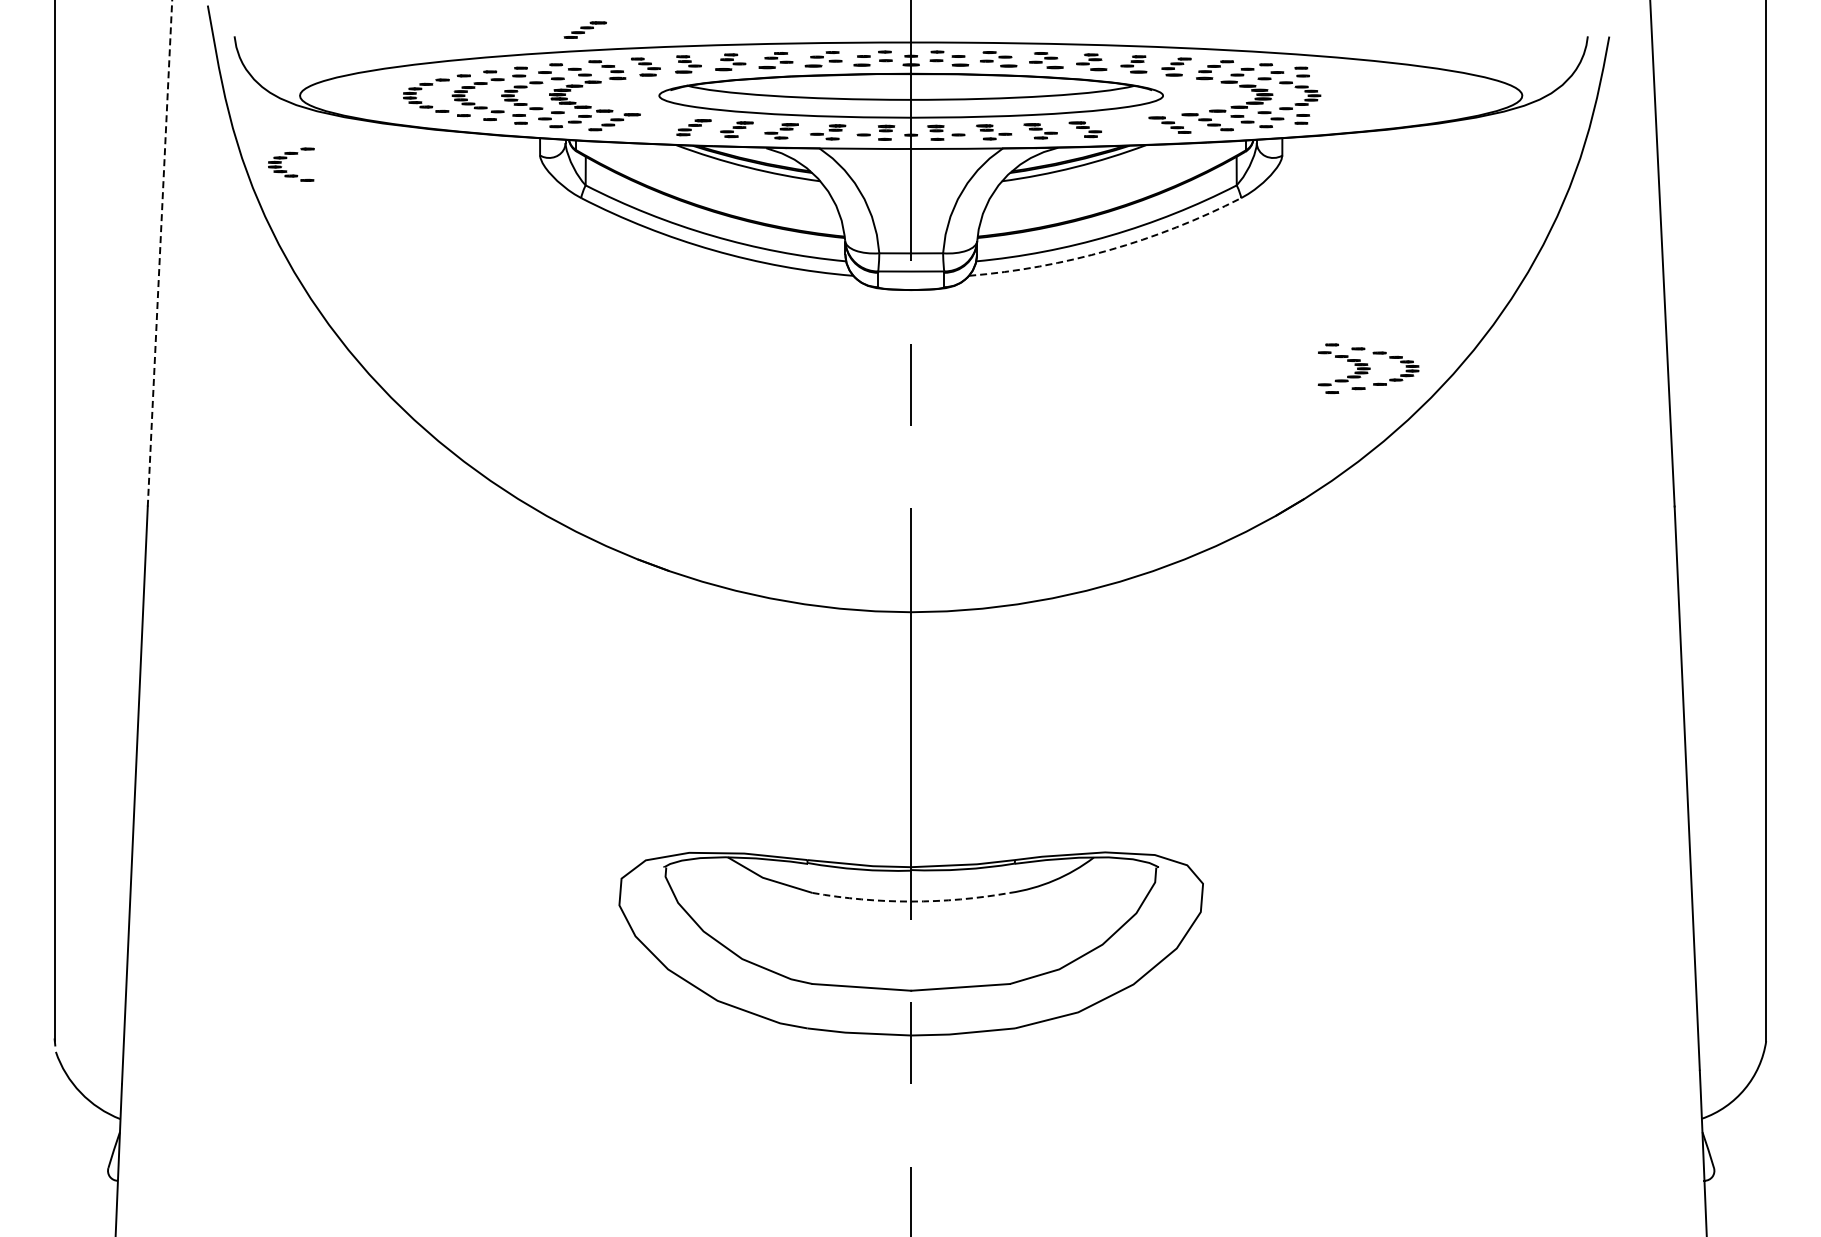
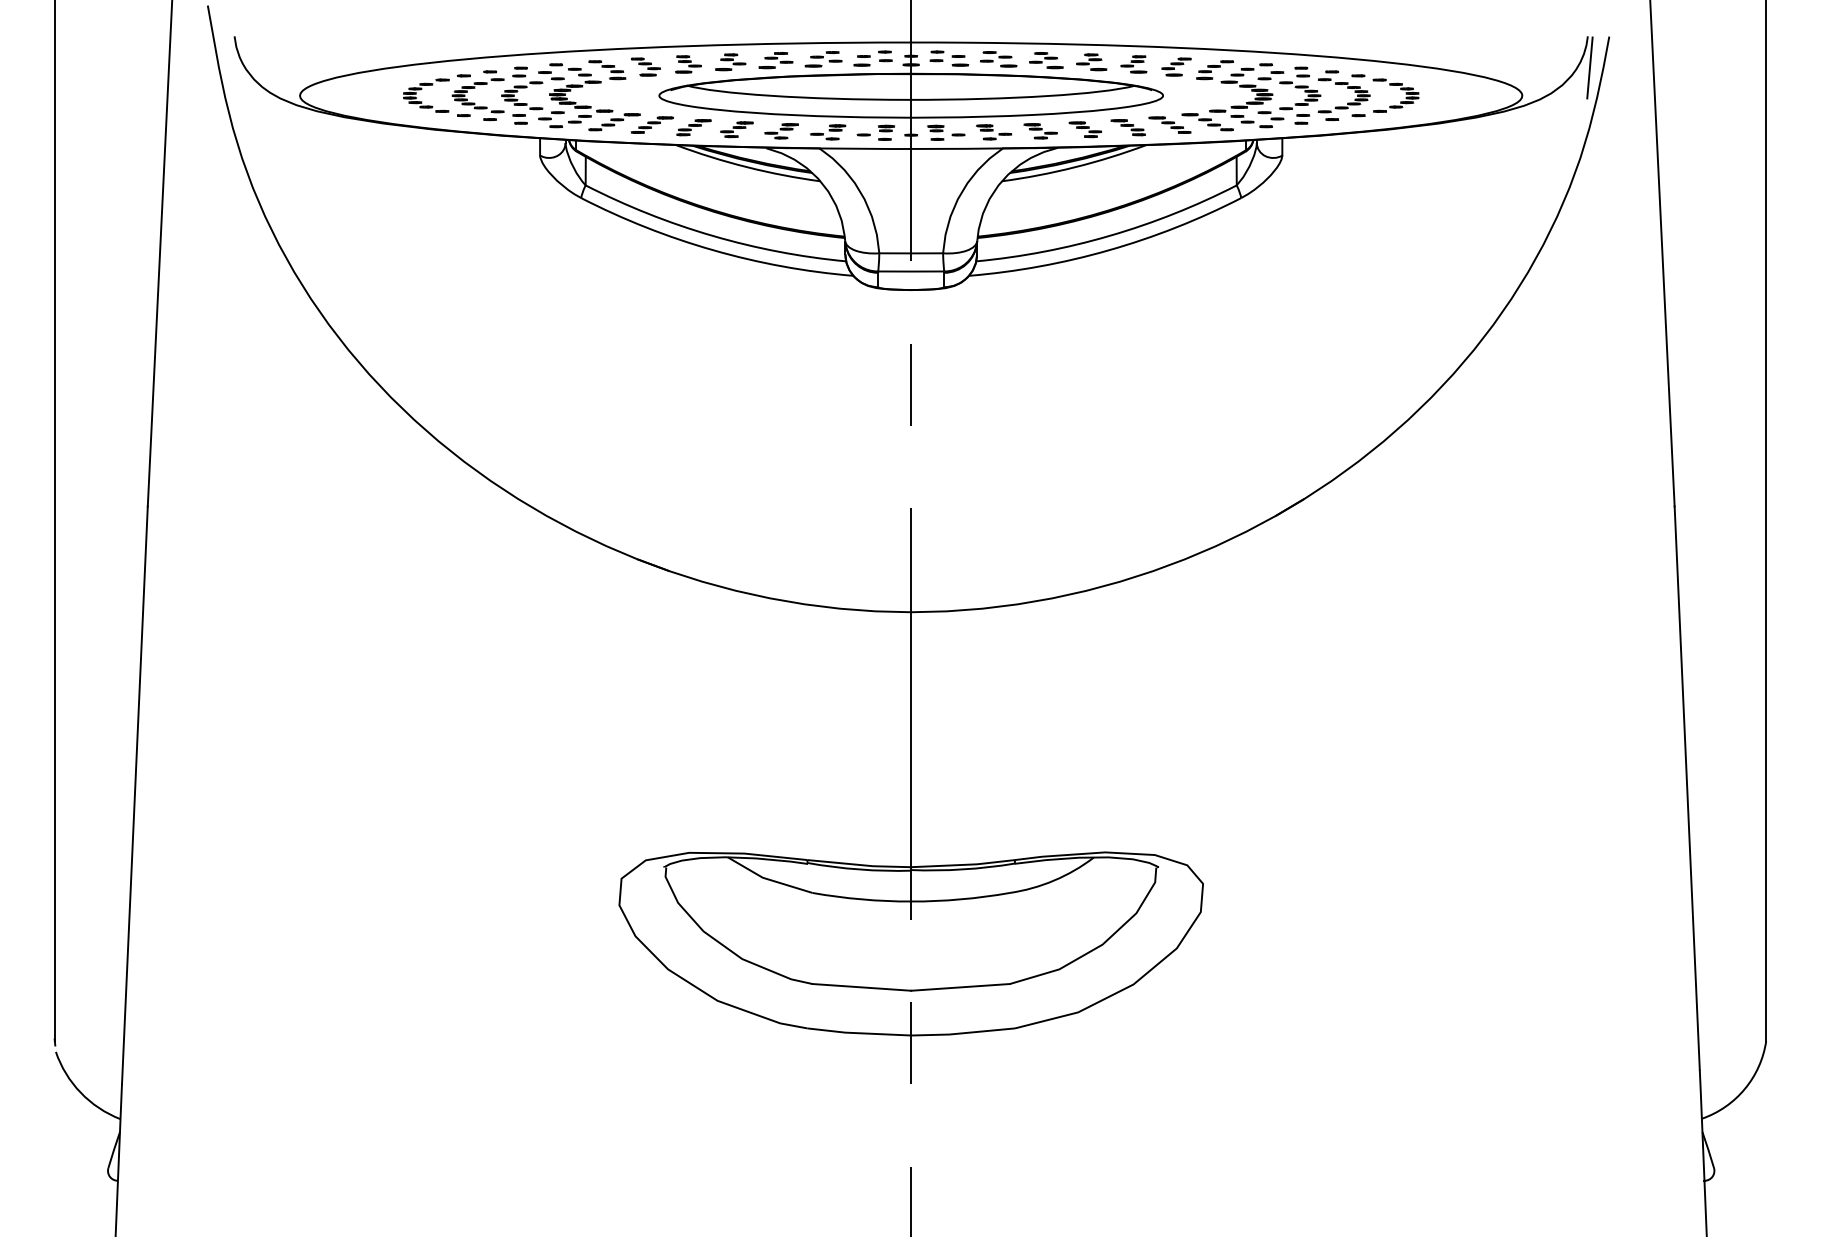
part position: (584, 29) -> (651, 124) (651, 124)
line: none -> present (1589, 67)
part: none -> present (1127, 127)
part: present -> none (287, 158)
arc: dashed -> solid (1108, 250)
line: dashed -> solid (159, 253)
part position: (1368, 368) -> (1368, 95) (1368, 95)
arc: dashed -> solid (911, 901)
